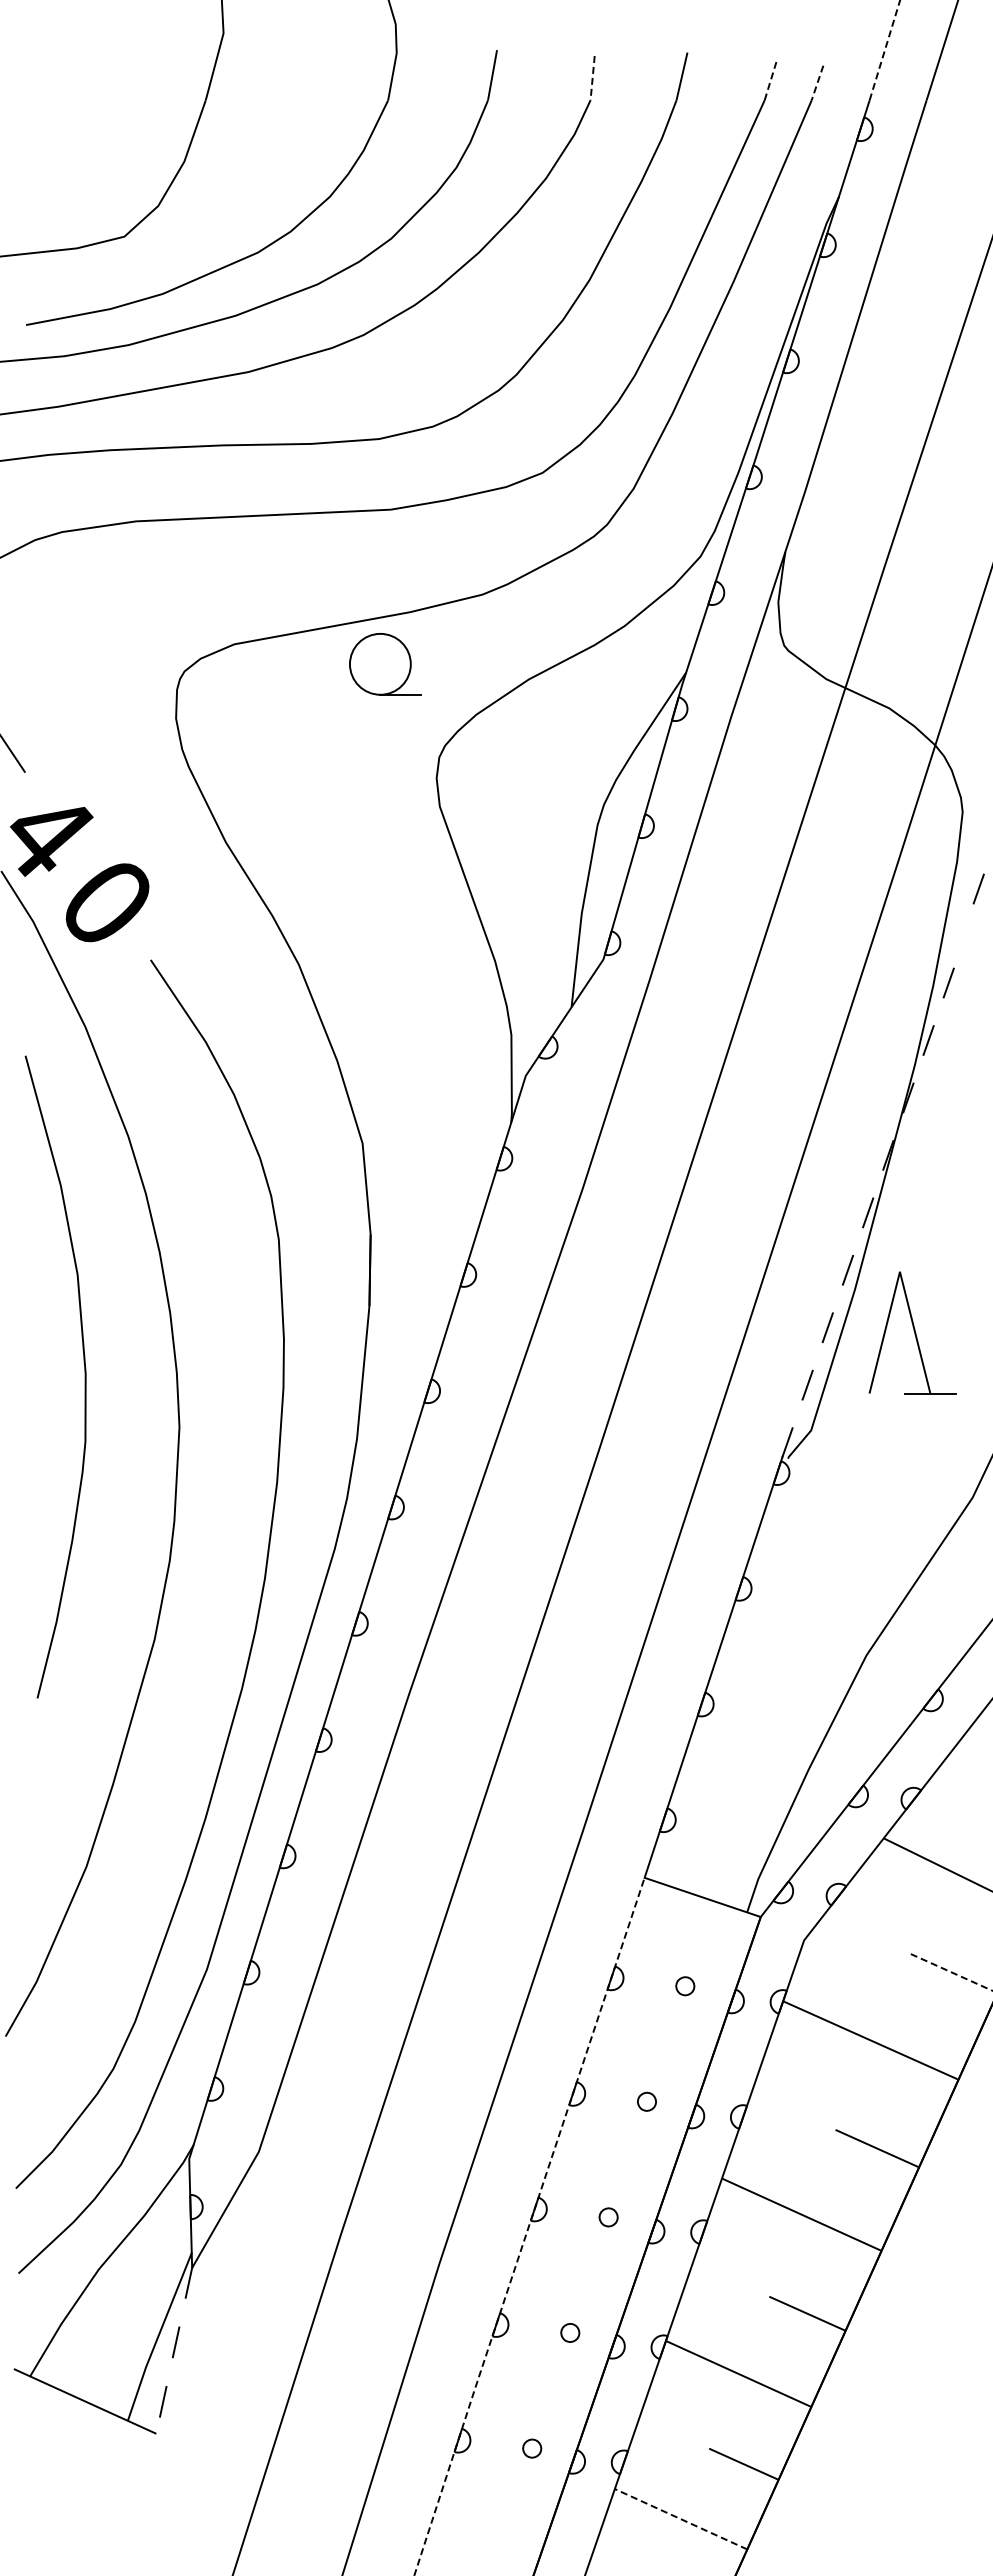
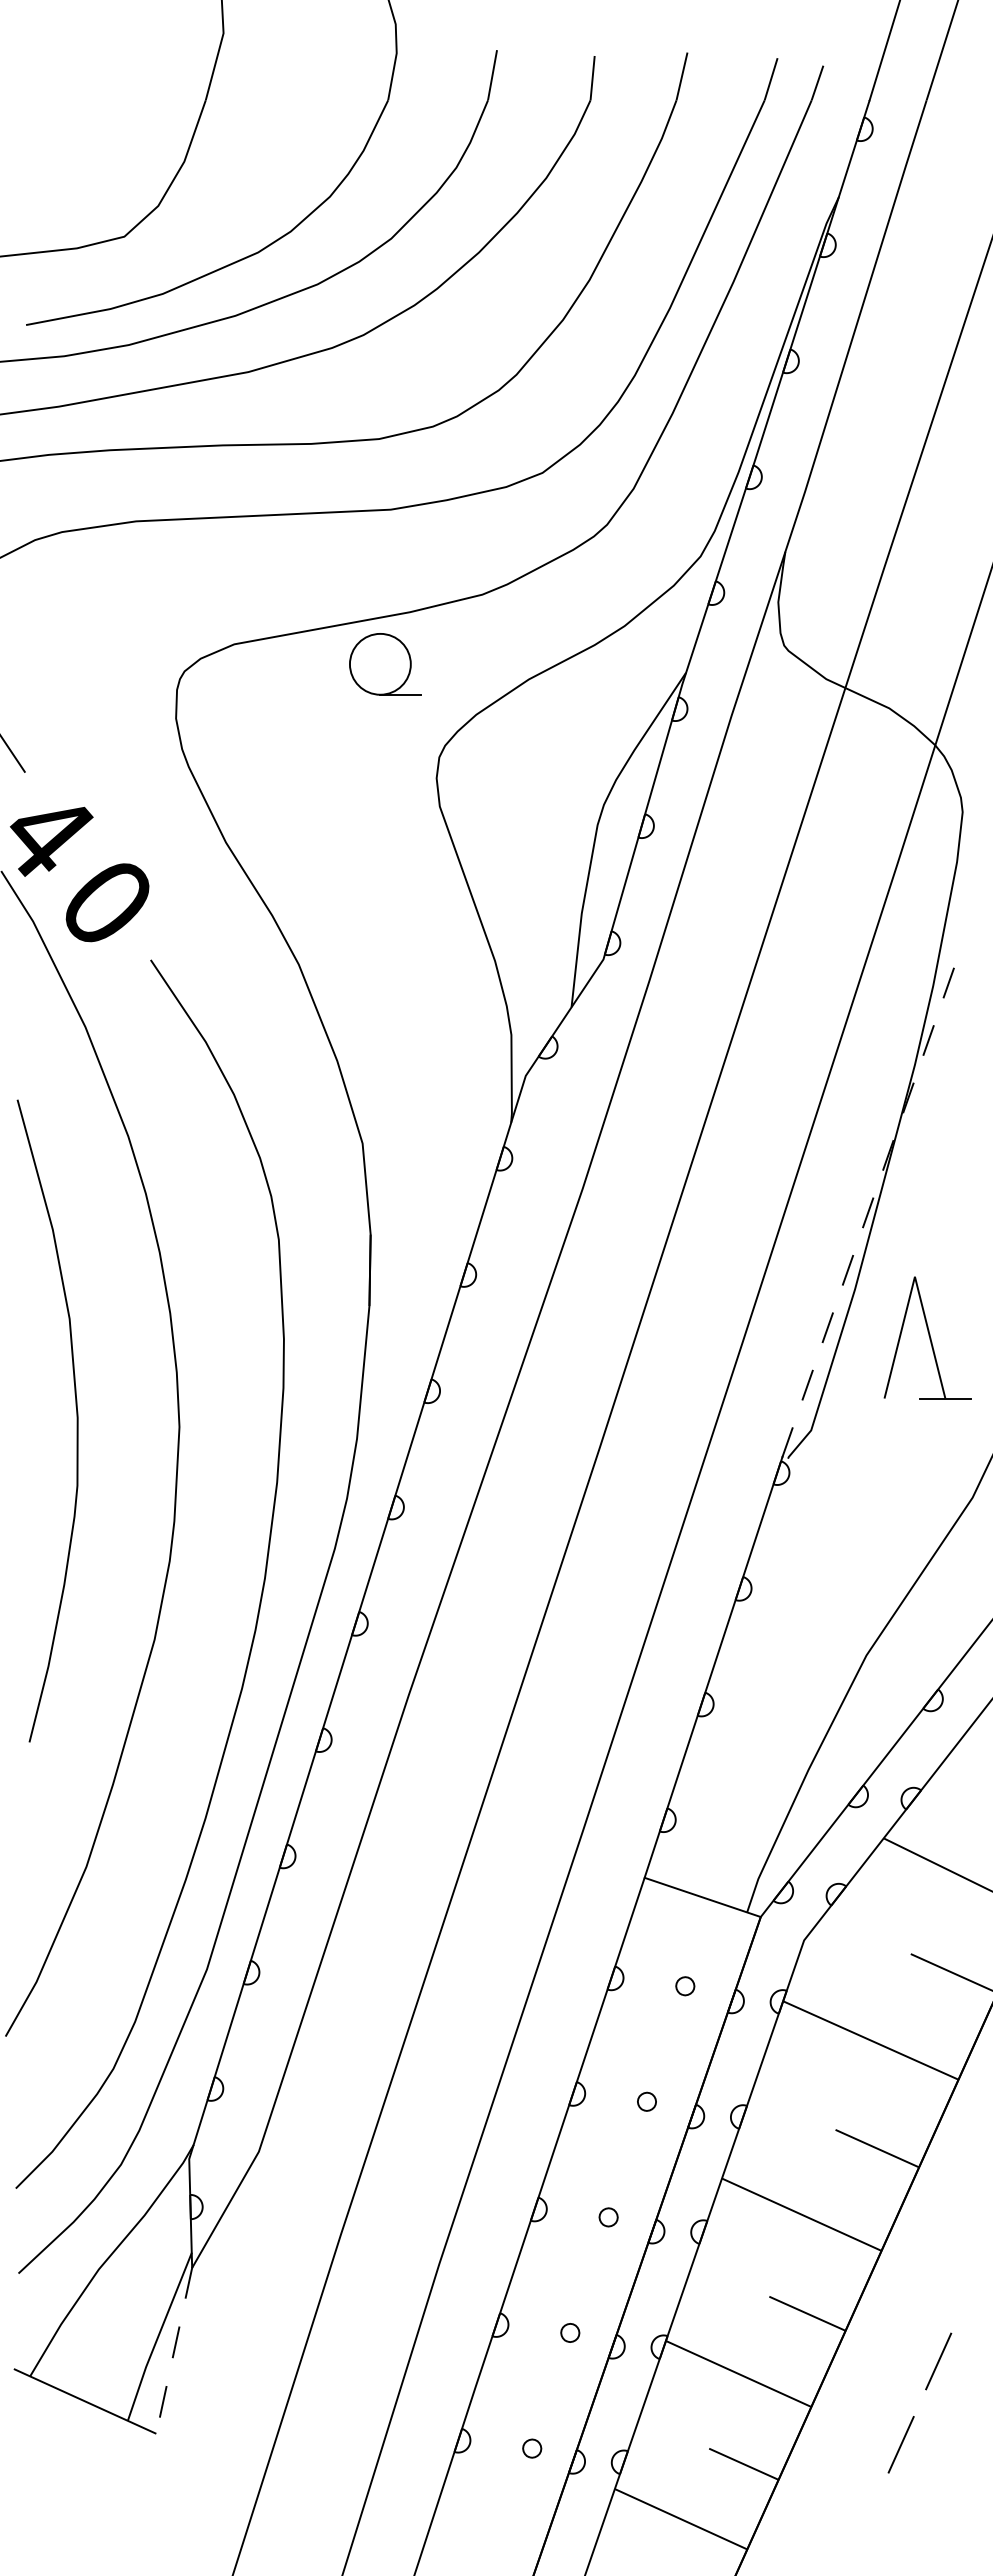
line: dashed -> solid (884, 50)
line: dashed -> solid (592, 78)
line: dashed -> solid (771, 78)
line: dashed -> solid (817, 83)
line: present -> none (978, 888)
part position: (912, 1332) -> (927, 1337) (927, 1337)
curve position: (84, 1376) -> (76, 1420) (76, 1420)
line: dashed -> solid (951, 1972)
line: dashed -> solid (528, 2226)
line: none -> present (938, 2361)
line: none -> present (900, 2444)
line: dashed -> solid (681, 2519)
